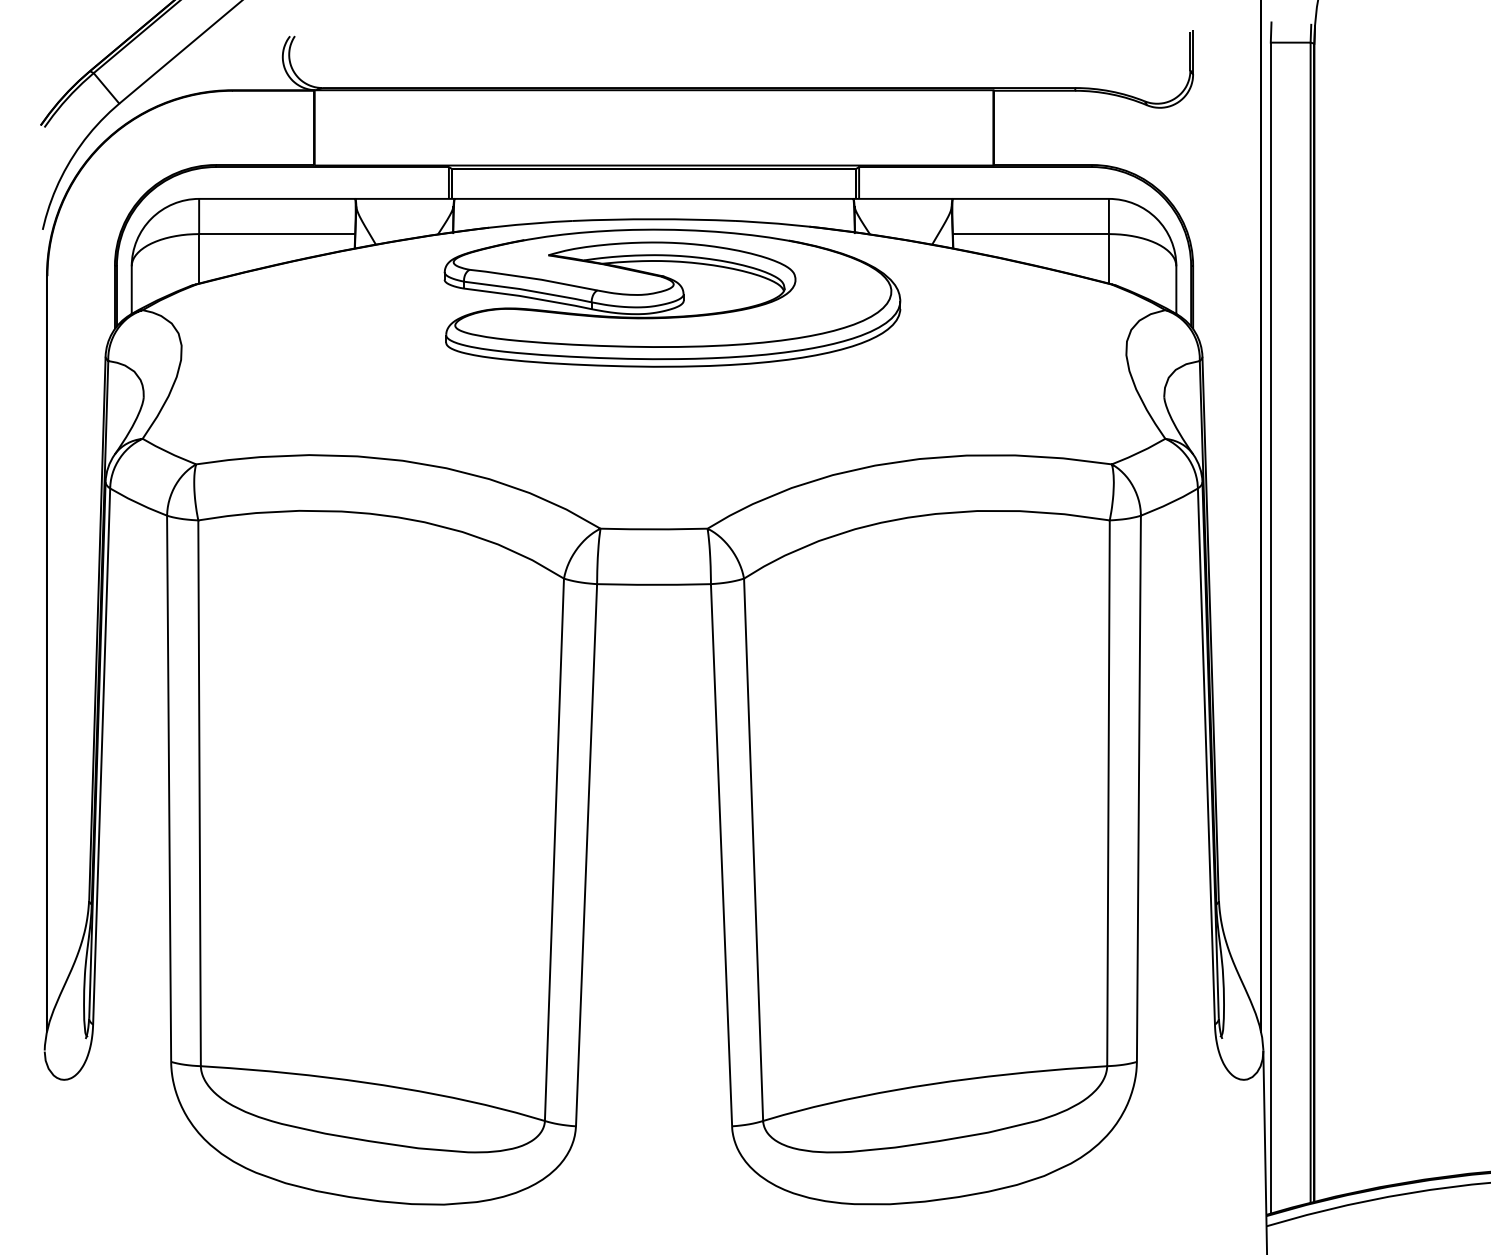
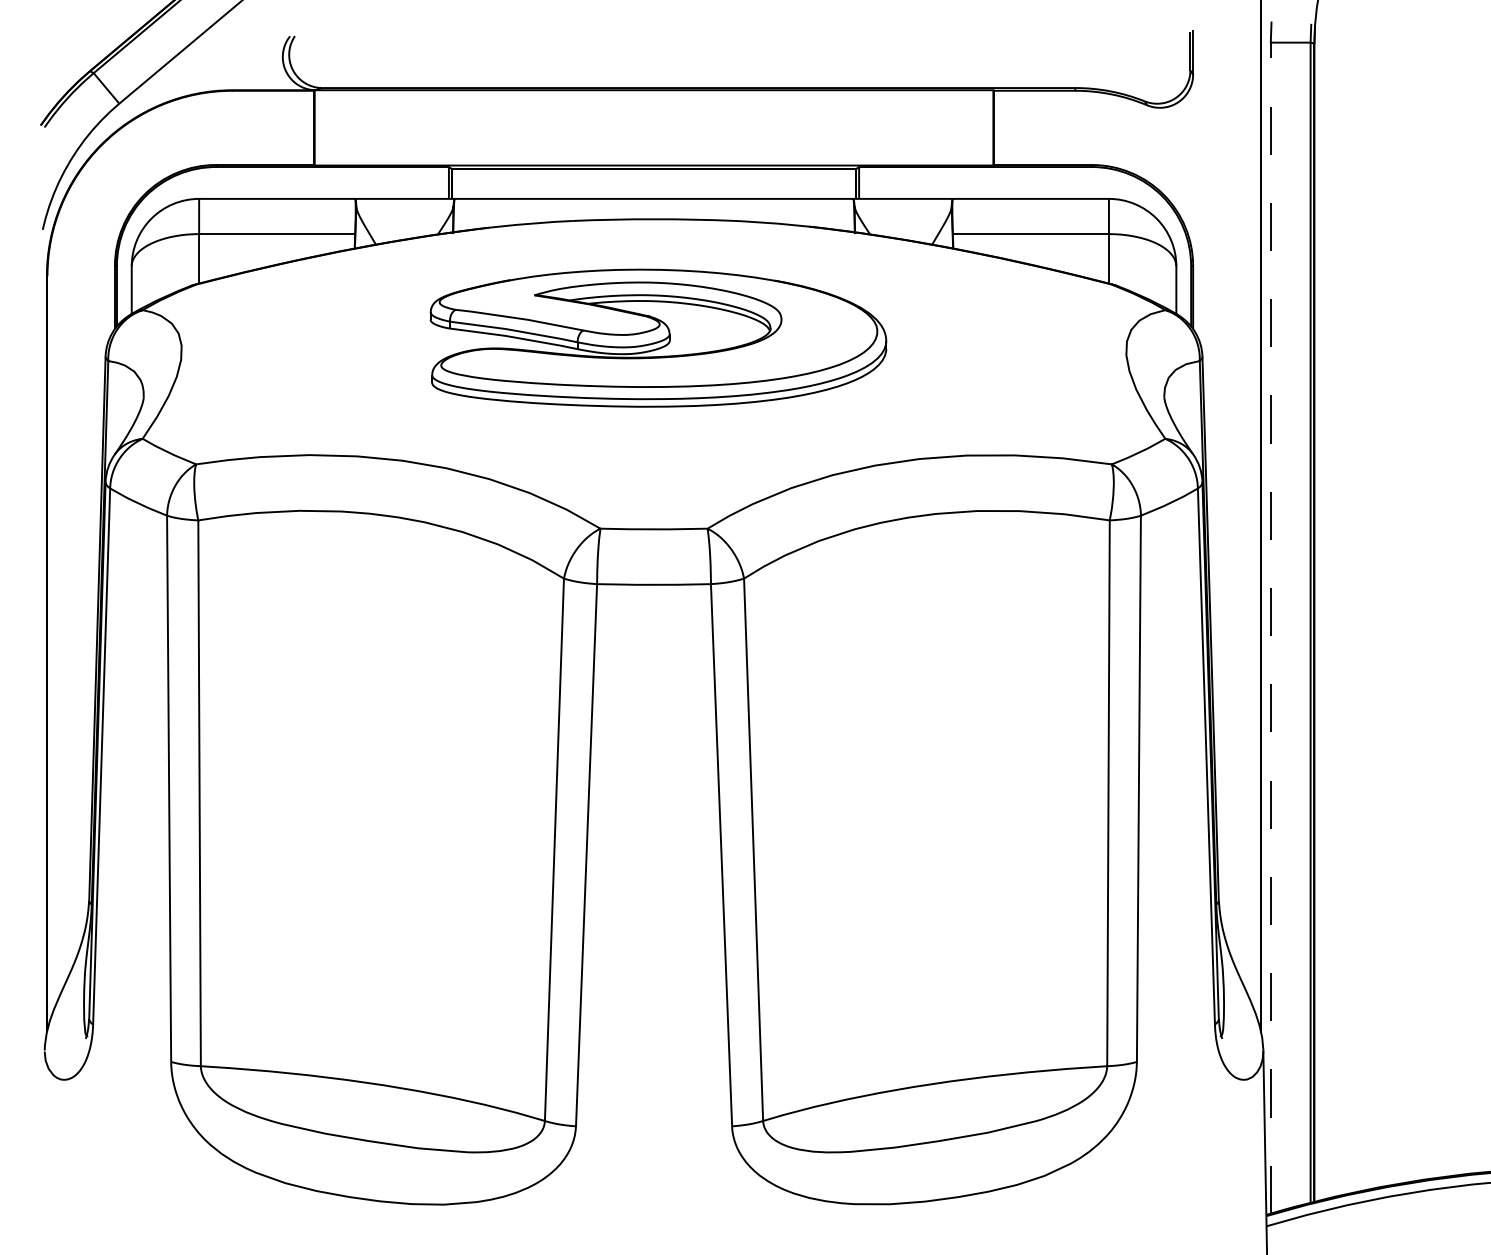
part position: (672, 297) -> (658, 337) (658, 337)
line: solid -> dashed (1270, 628)
